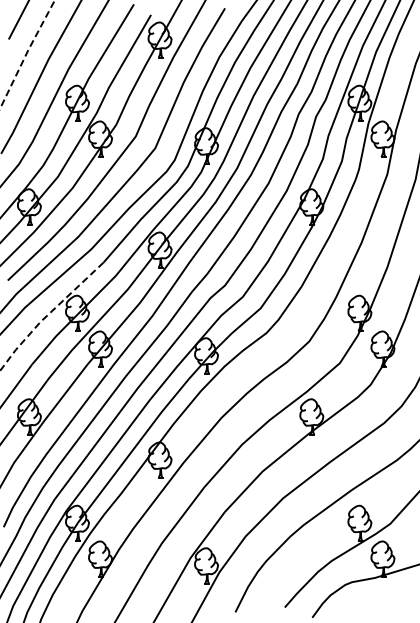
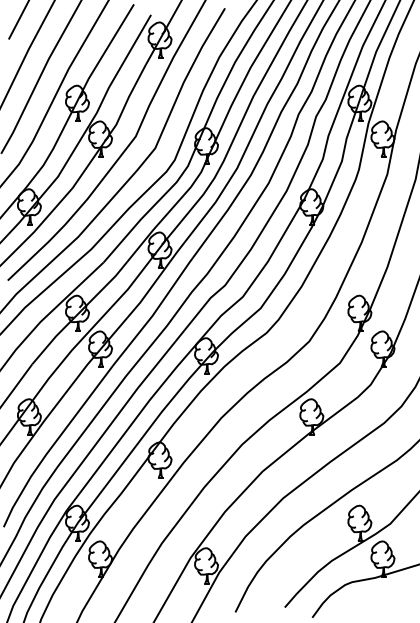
line: dashed -> solid (26, 53)
line: dashed -> solid (47, 315)
